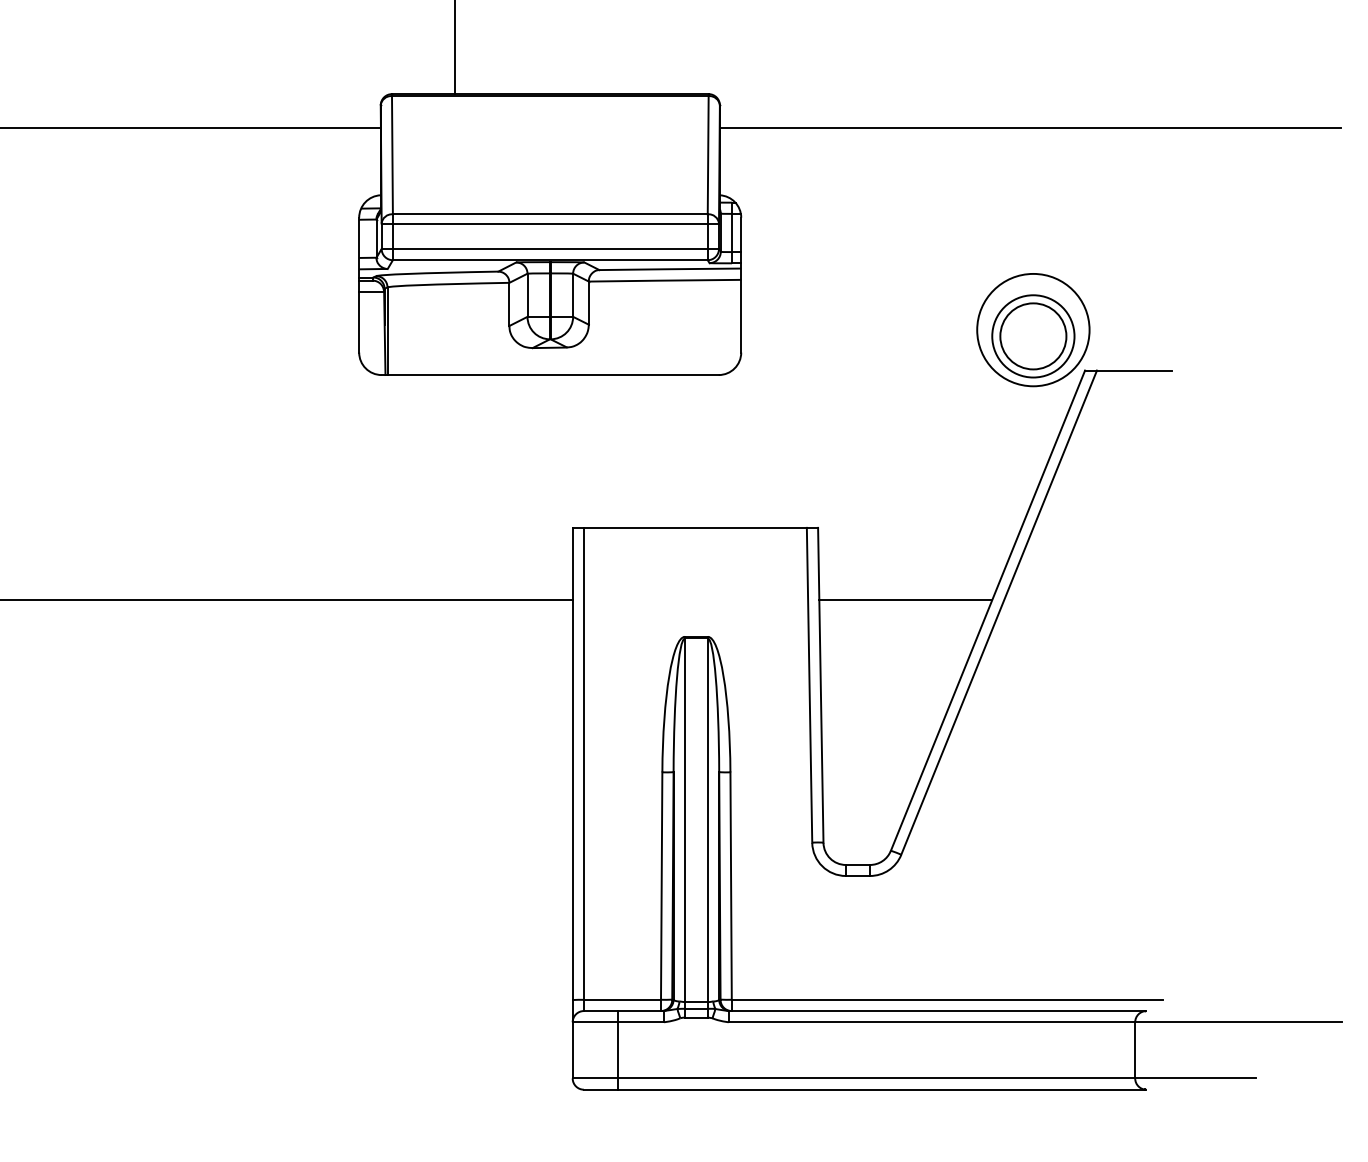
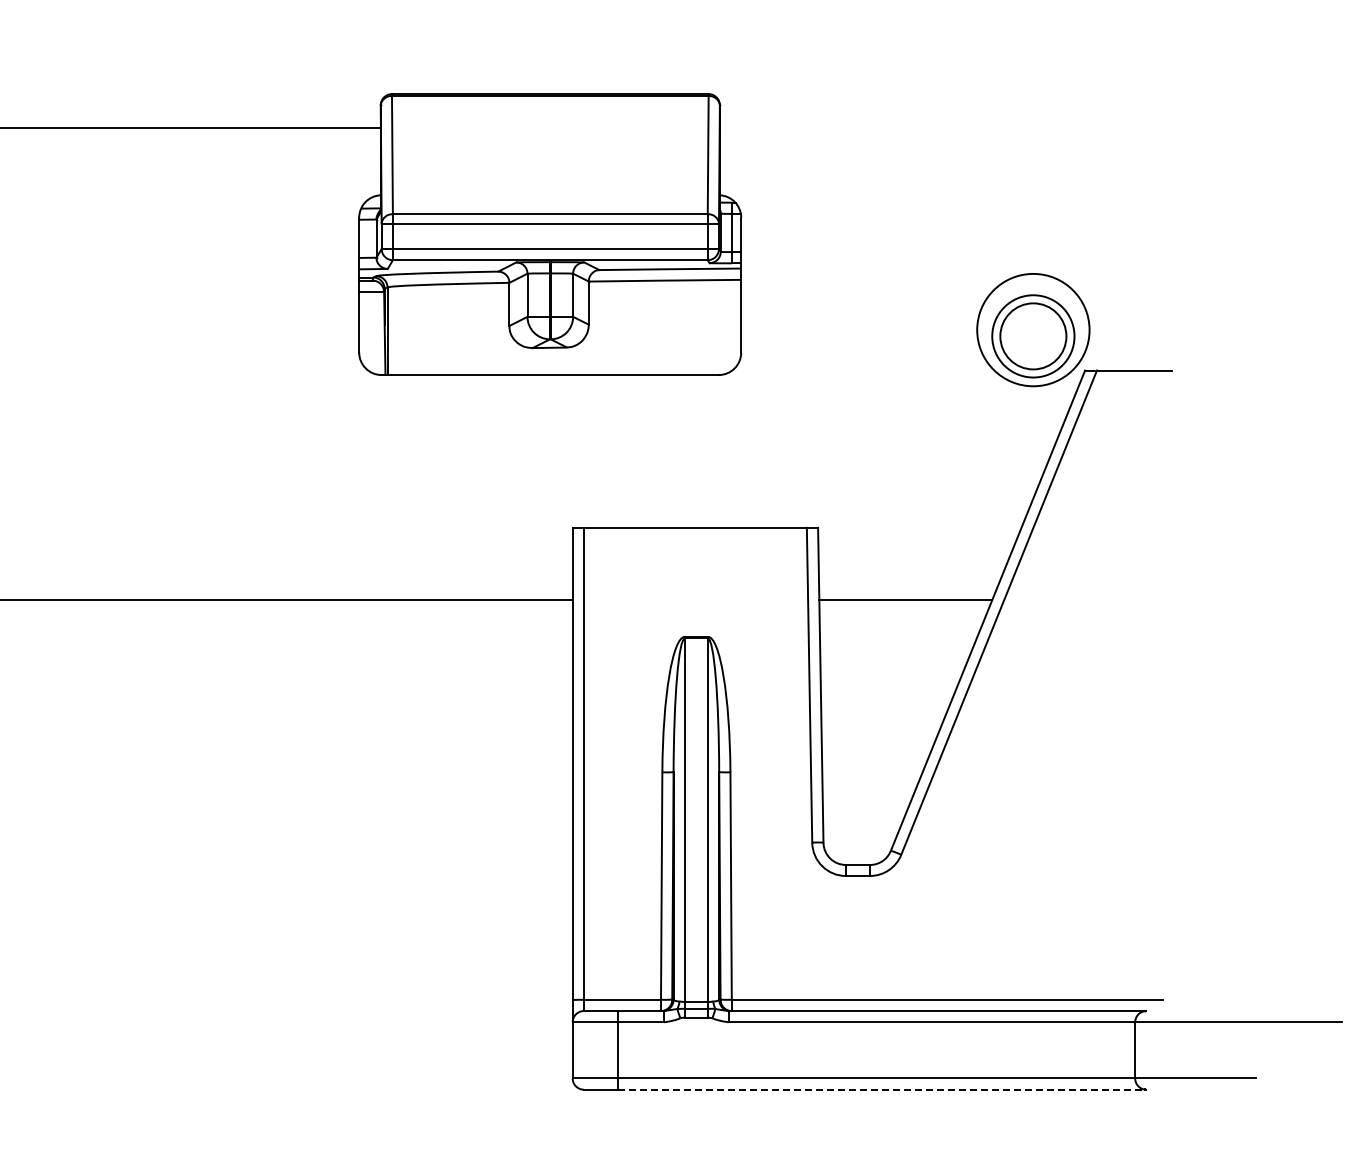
line: present -> none (454, 48)
line: present -> none (1030, 127)
line: solid -> dashed (881, 1089)
